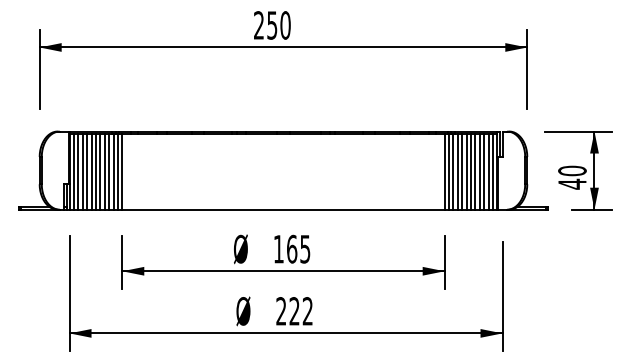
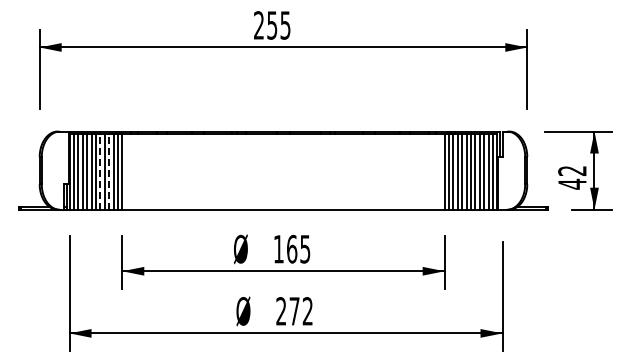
text: 250 -> 255 (285, 25)
text: 40 -> 42 (572, 170)
line: solid -> dashed (100, 172)
line: solid -> dashed (109, 172)
text: 222 -> 272 (294, 311)
